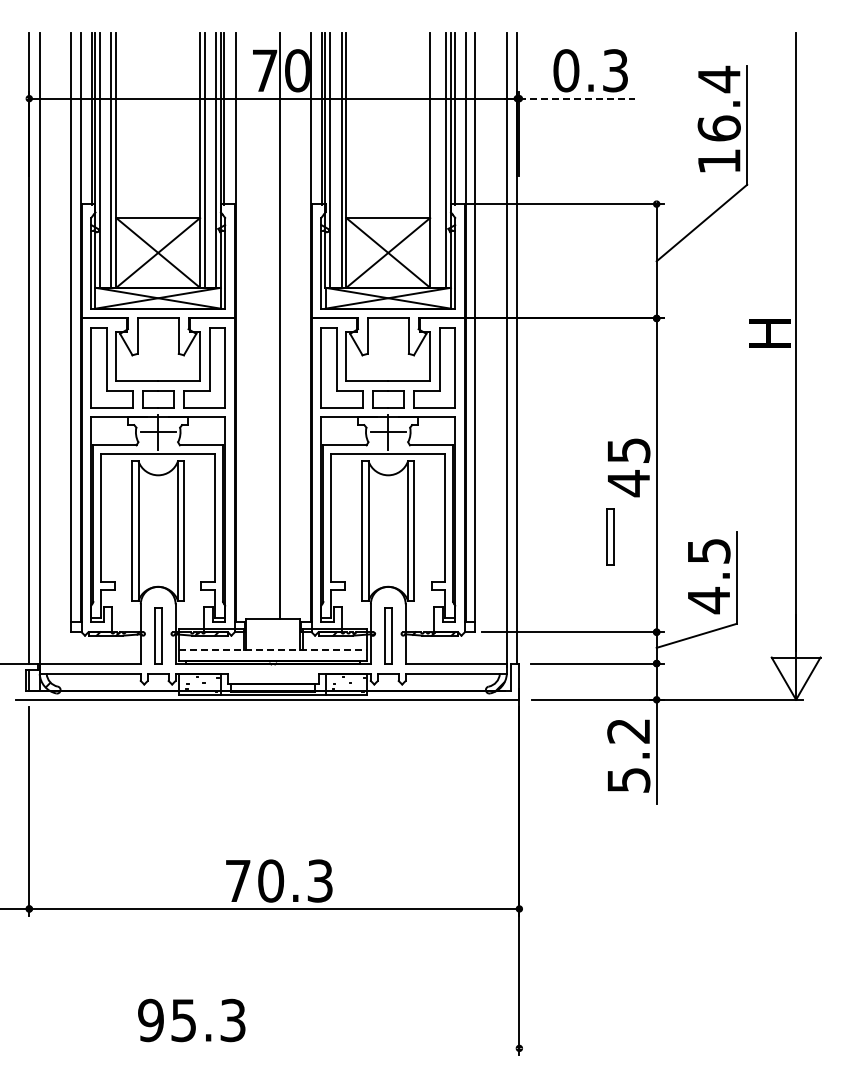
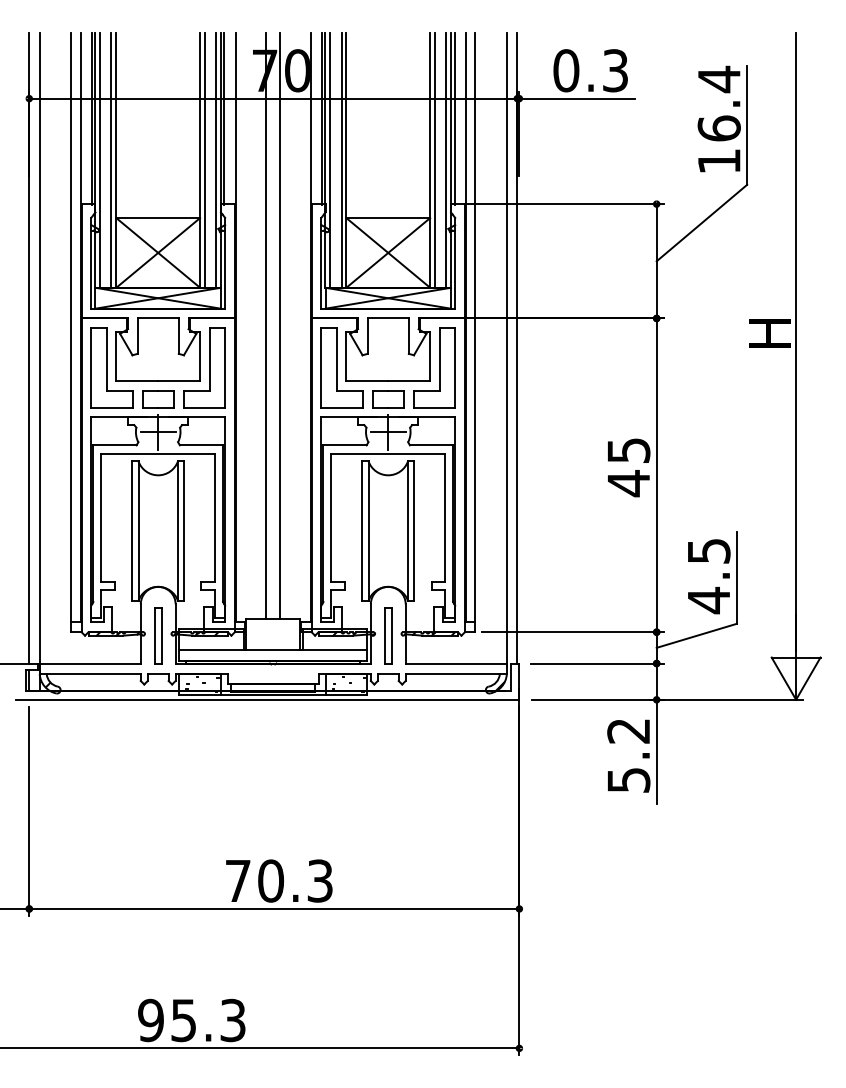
line: dashed -> solid (577, 98)
line: none -> present (435, 159)
line: none -> present (266, 325)
part: present -> none (610, 536)
line: dashed -> solid (273, 650)
line: none -> present (260, 1048)
